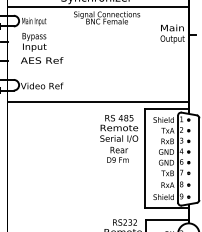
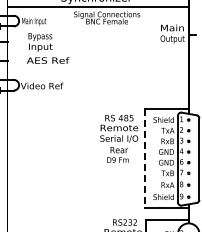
text position: (42, 48) -> (48, 48) (48, 48)
line: present -> none (97, 101)
line: solid -> dashed (144, 159)
